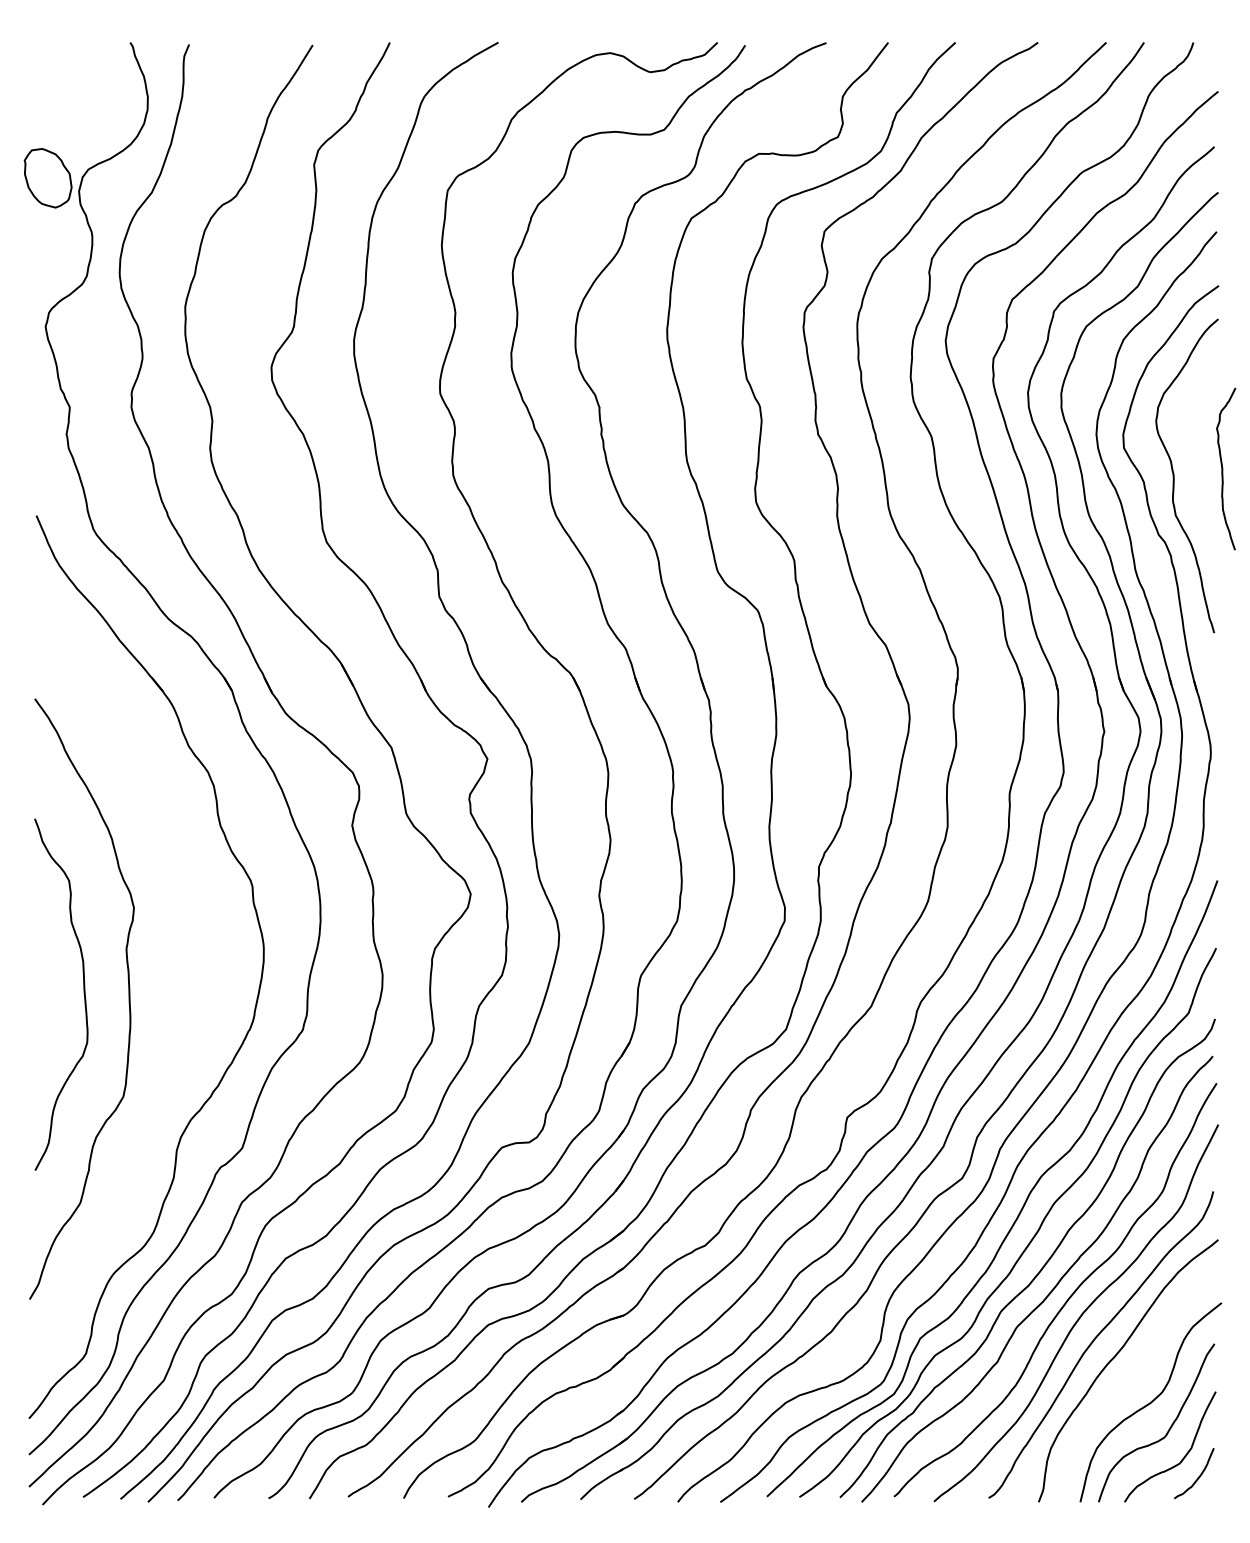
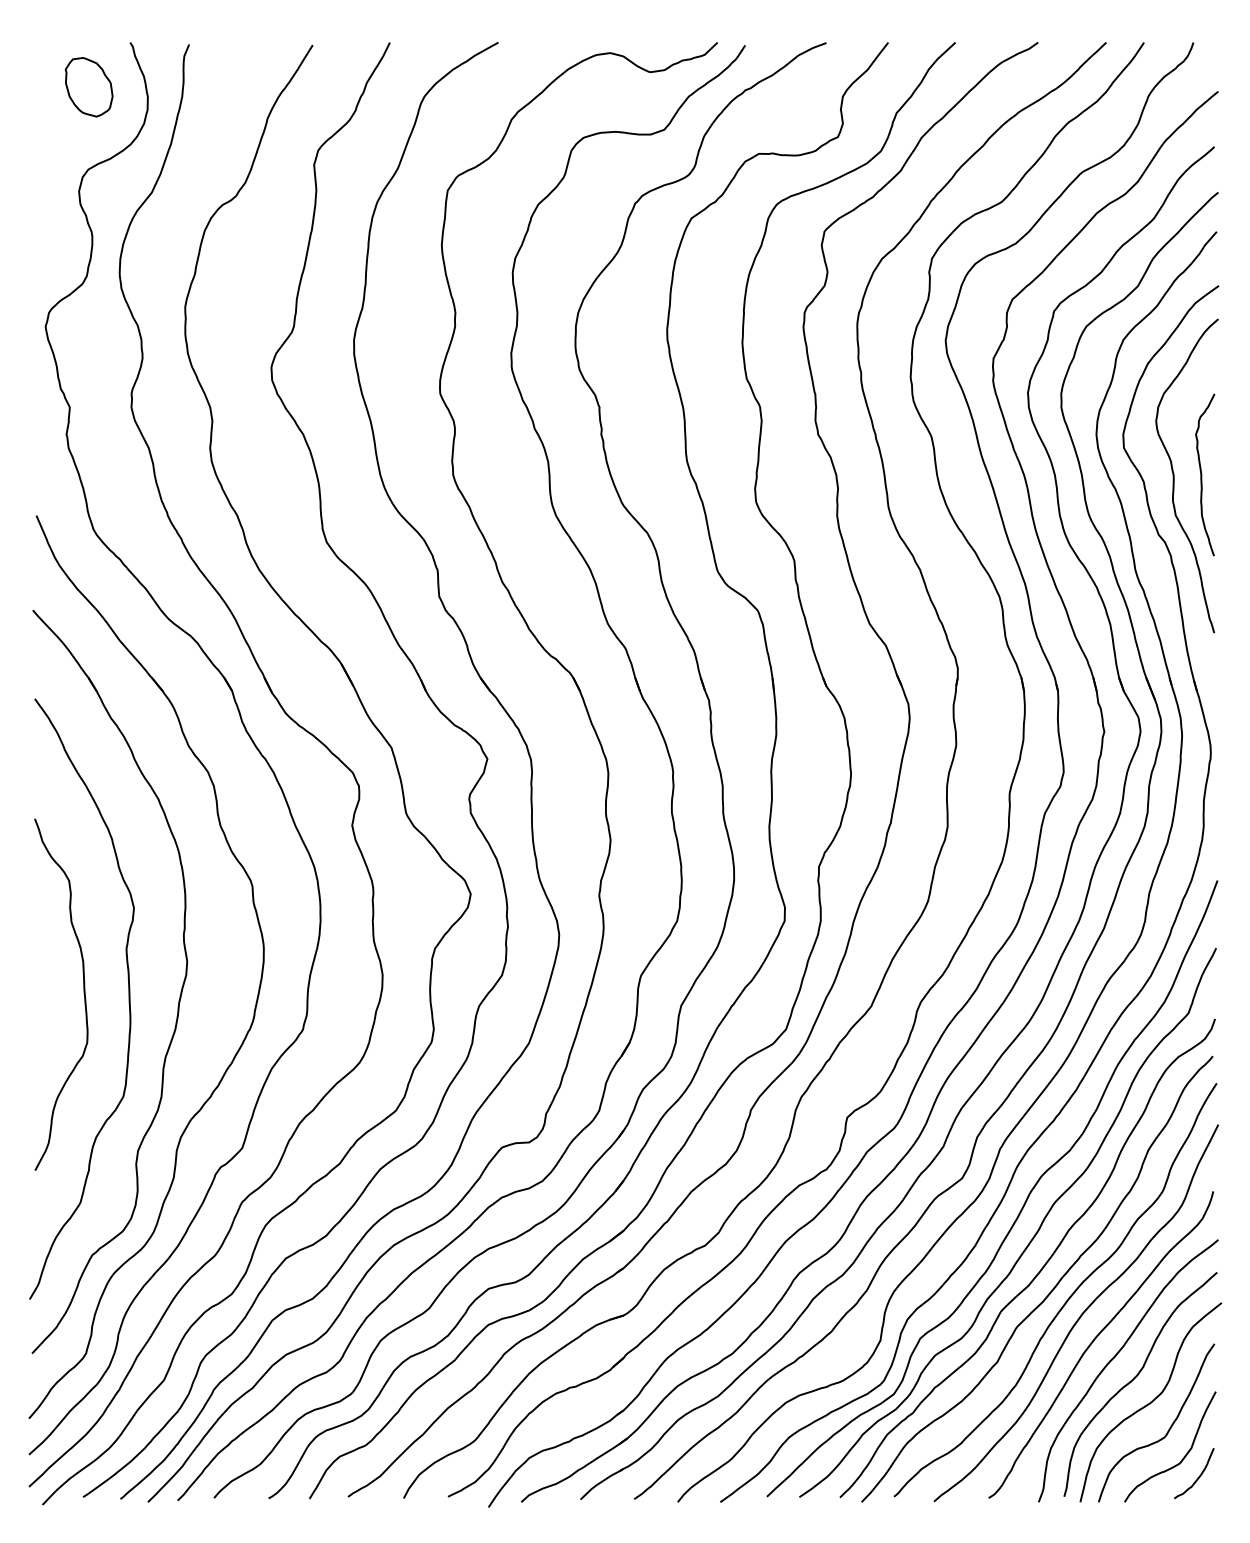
part position: (47, 178) -> (88, 87) (88, 87)
curve position: (1223, 468) -> (1202, 474) (1202, 474)
part: none -> present (178, 1000)
curve: none -> present (1135, 1378)
